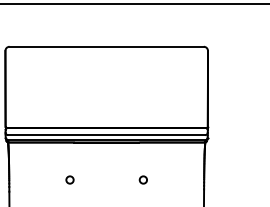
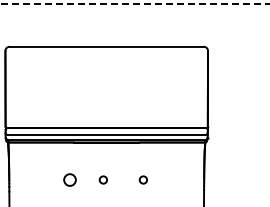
line: solid -> dashed (135, 4)
circle size: 10x10 px -> 14x14 px (69, 179)
circle: none -> present (102, 179)
